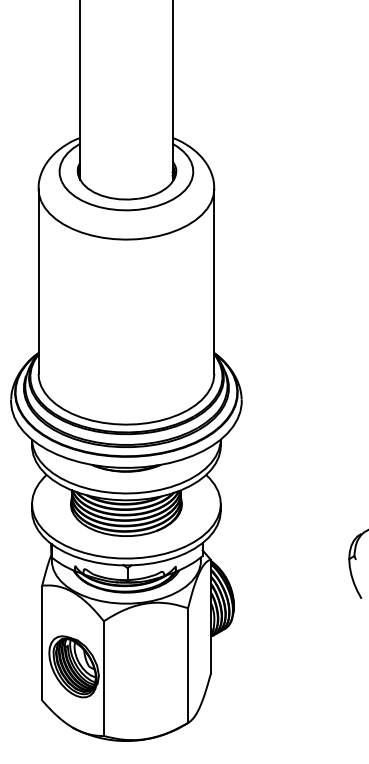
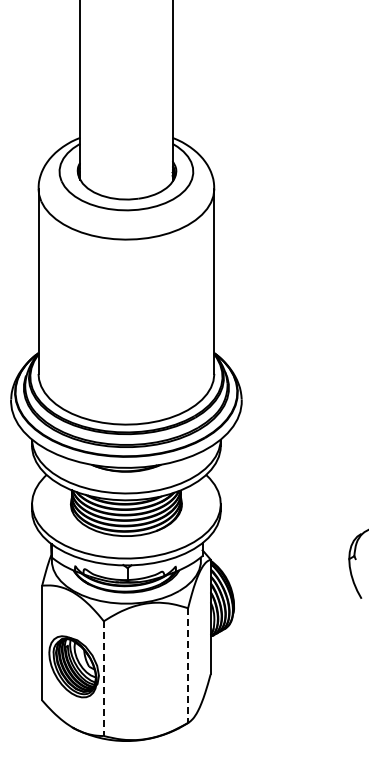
line: solid -> dashed (188, 666)
line: solid -> dashed (103, 679)
